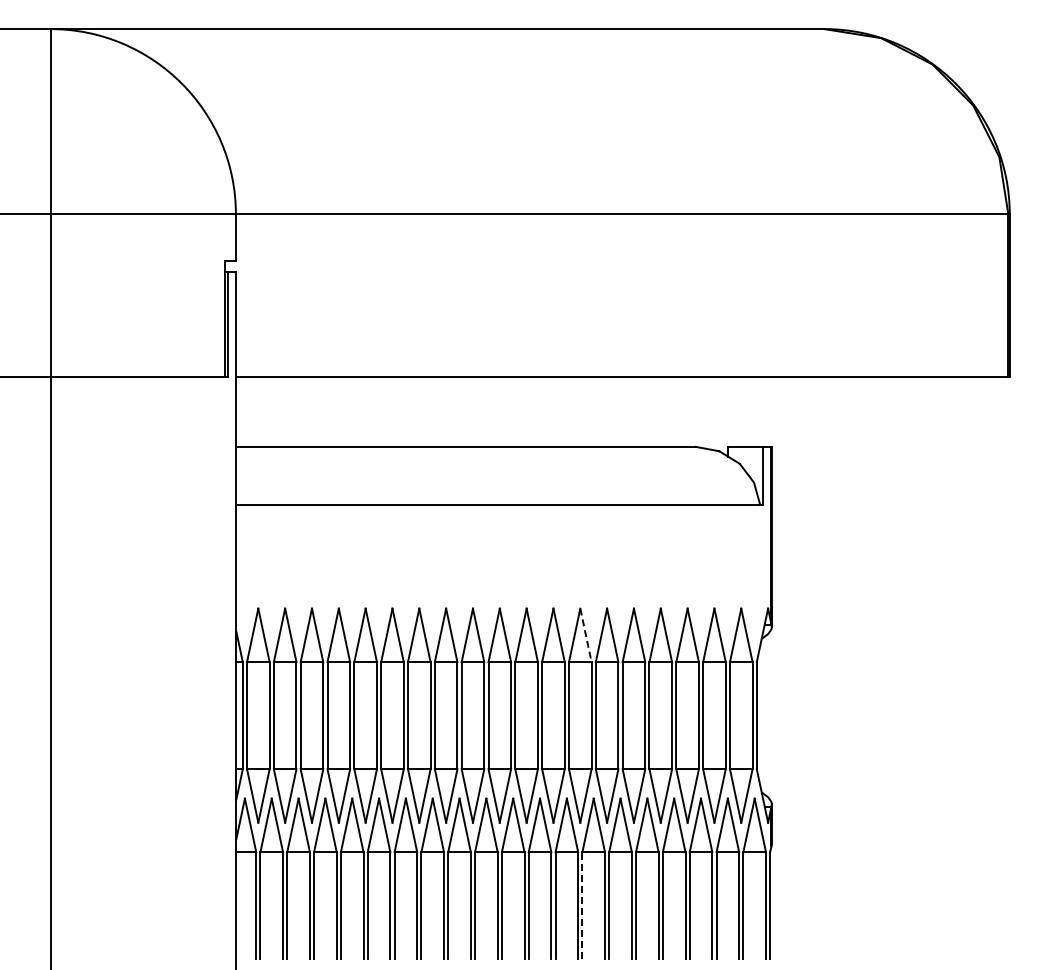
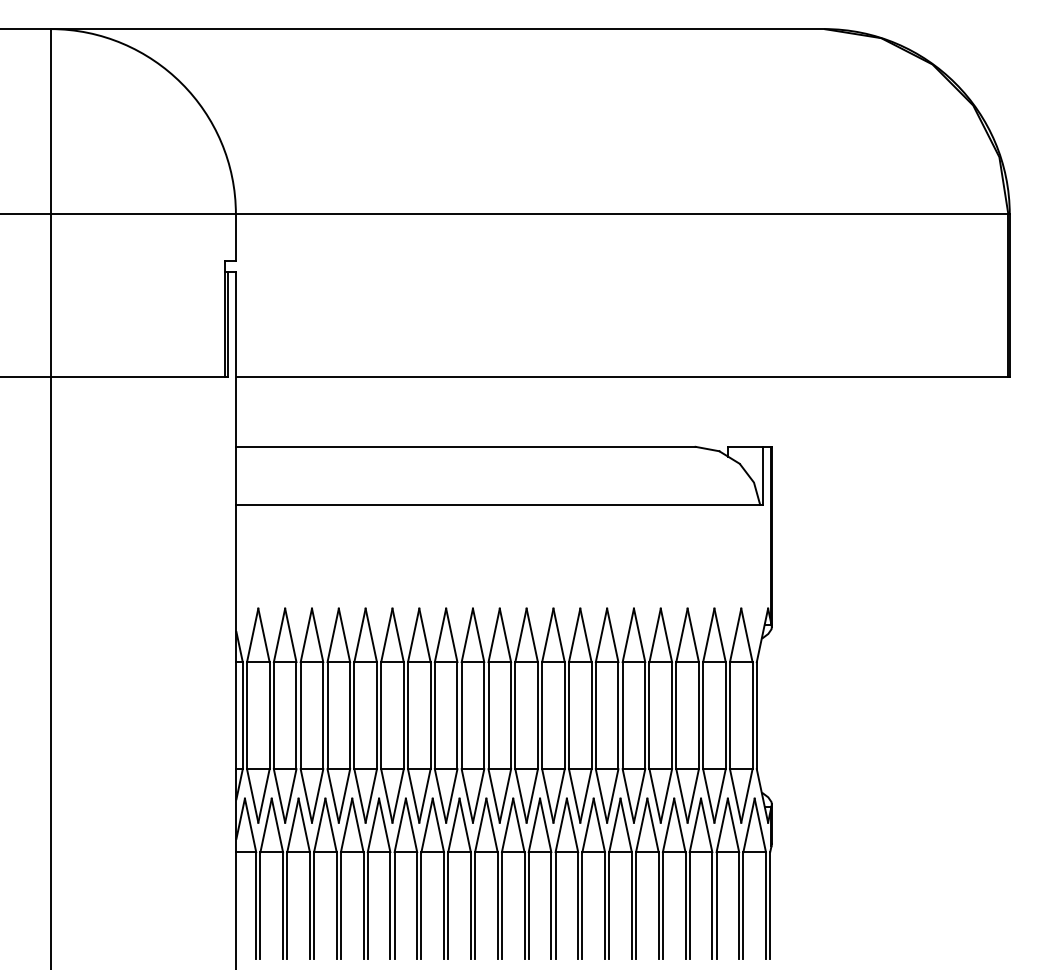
line: dashed -> solid (586, 635)
line: dashed -> solid (582, 905)
